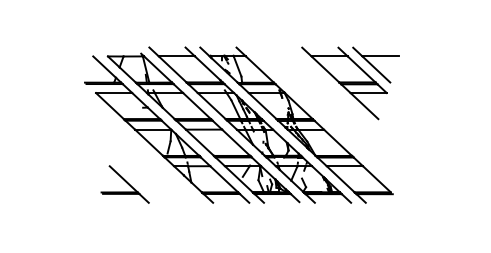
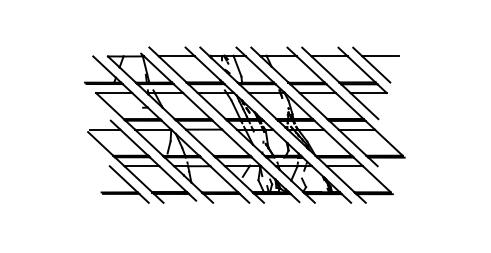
part: none -> present (327, 106)
part: none -> present (142, 161)
